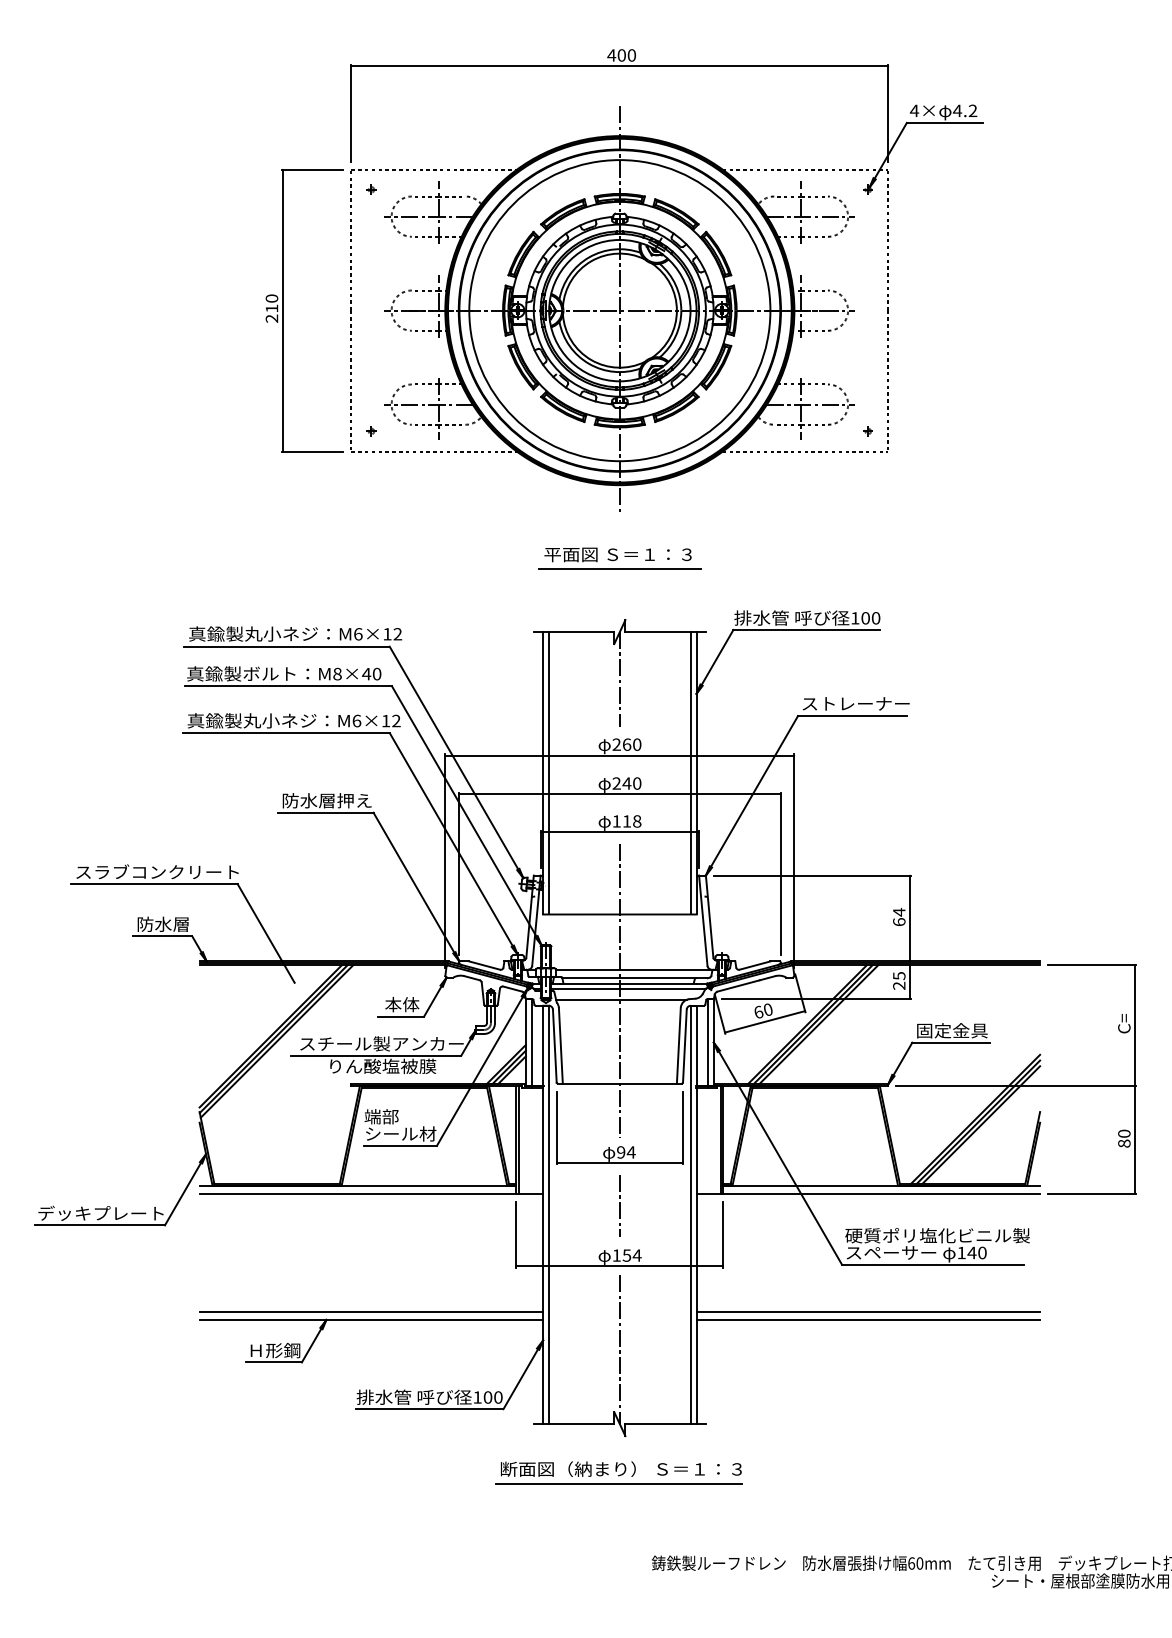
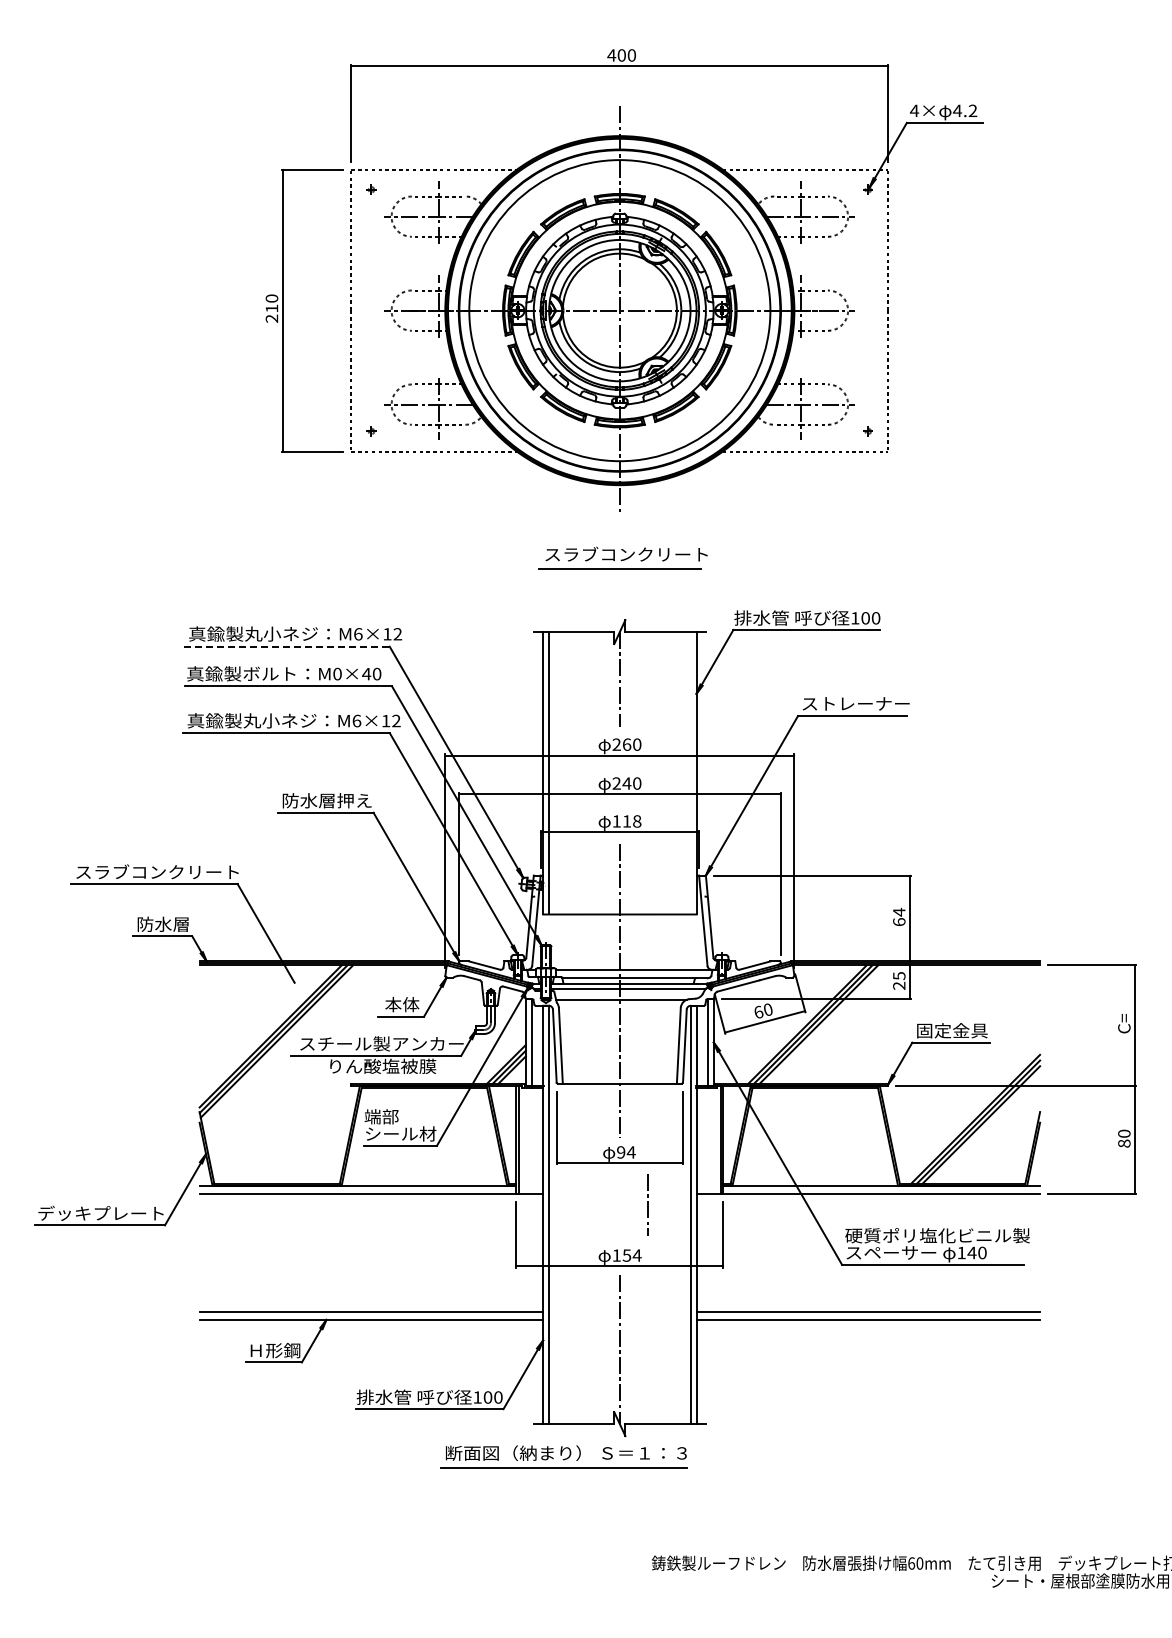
text: 平面図 Ｓ＝１：３ -> スラブコンクリート (625, 554)
line: solid -> dashed (287, 646)
text: M8×40 -> M0×40 (337, 674)
line: present -> none (690, 772)
line position: (619, 1205) -> (647, 1204) (647, 1204)
part position: (618, 1472) -> (563, 1456) (563, 1456)
